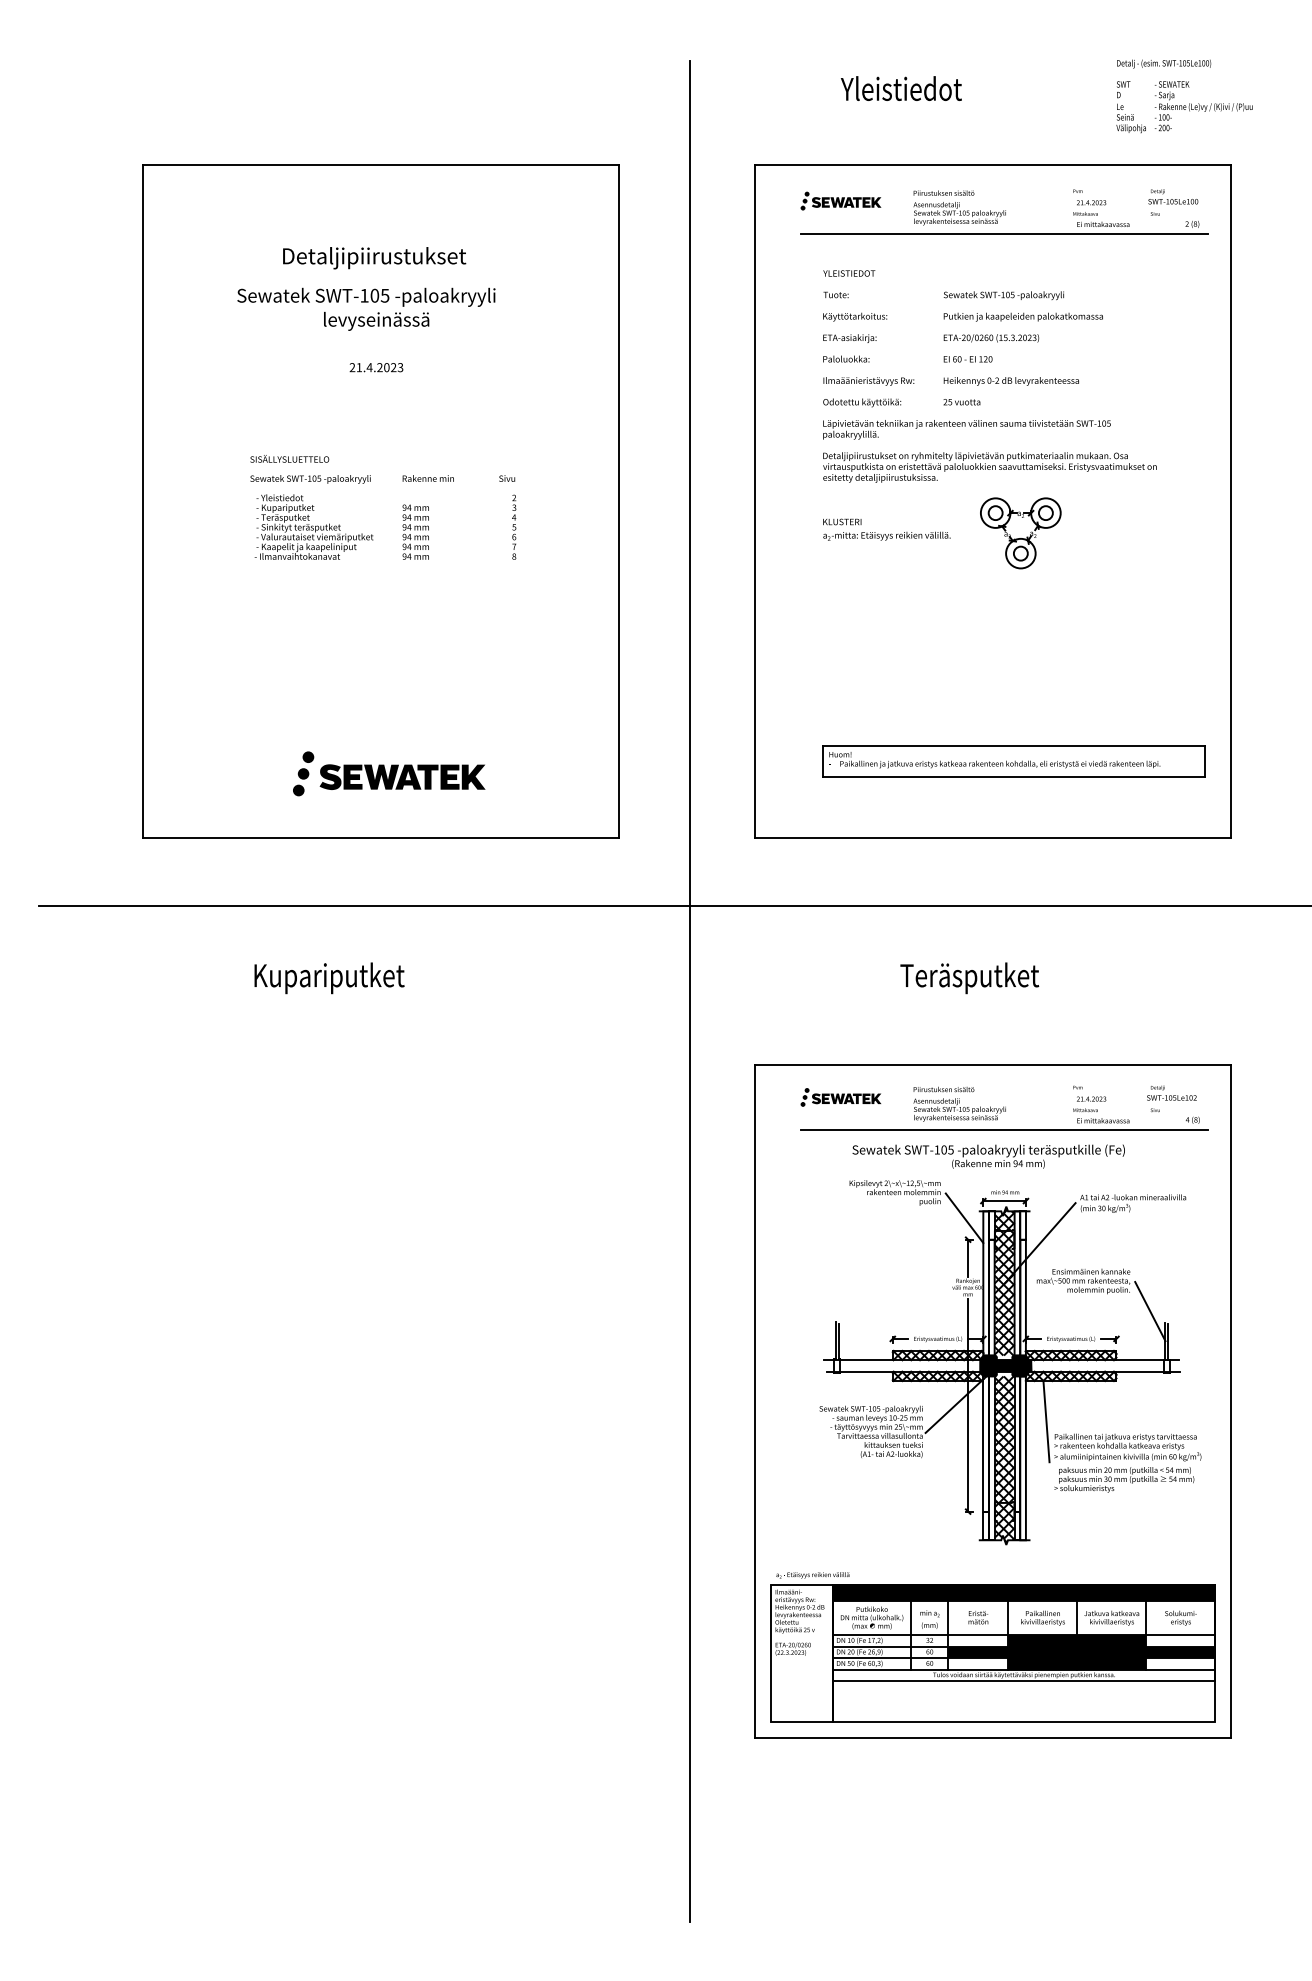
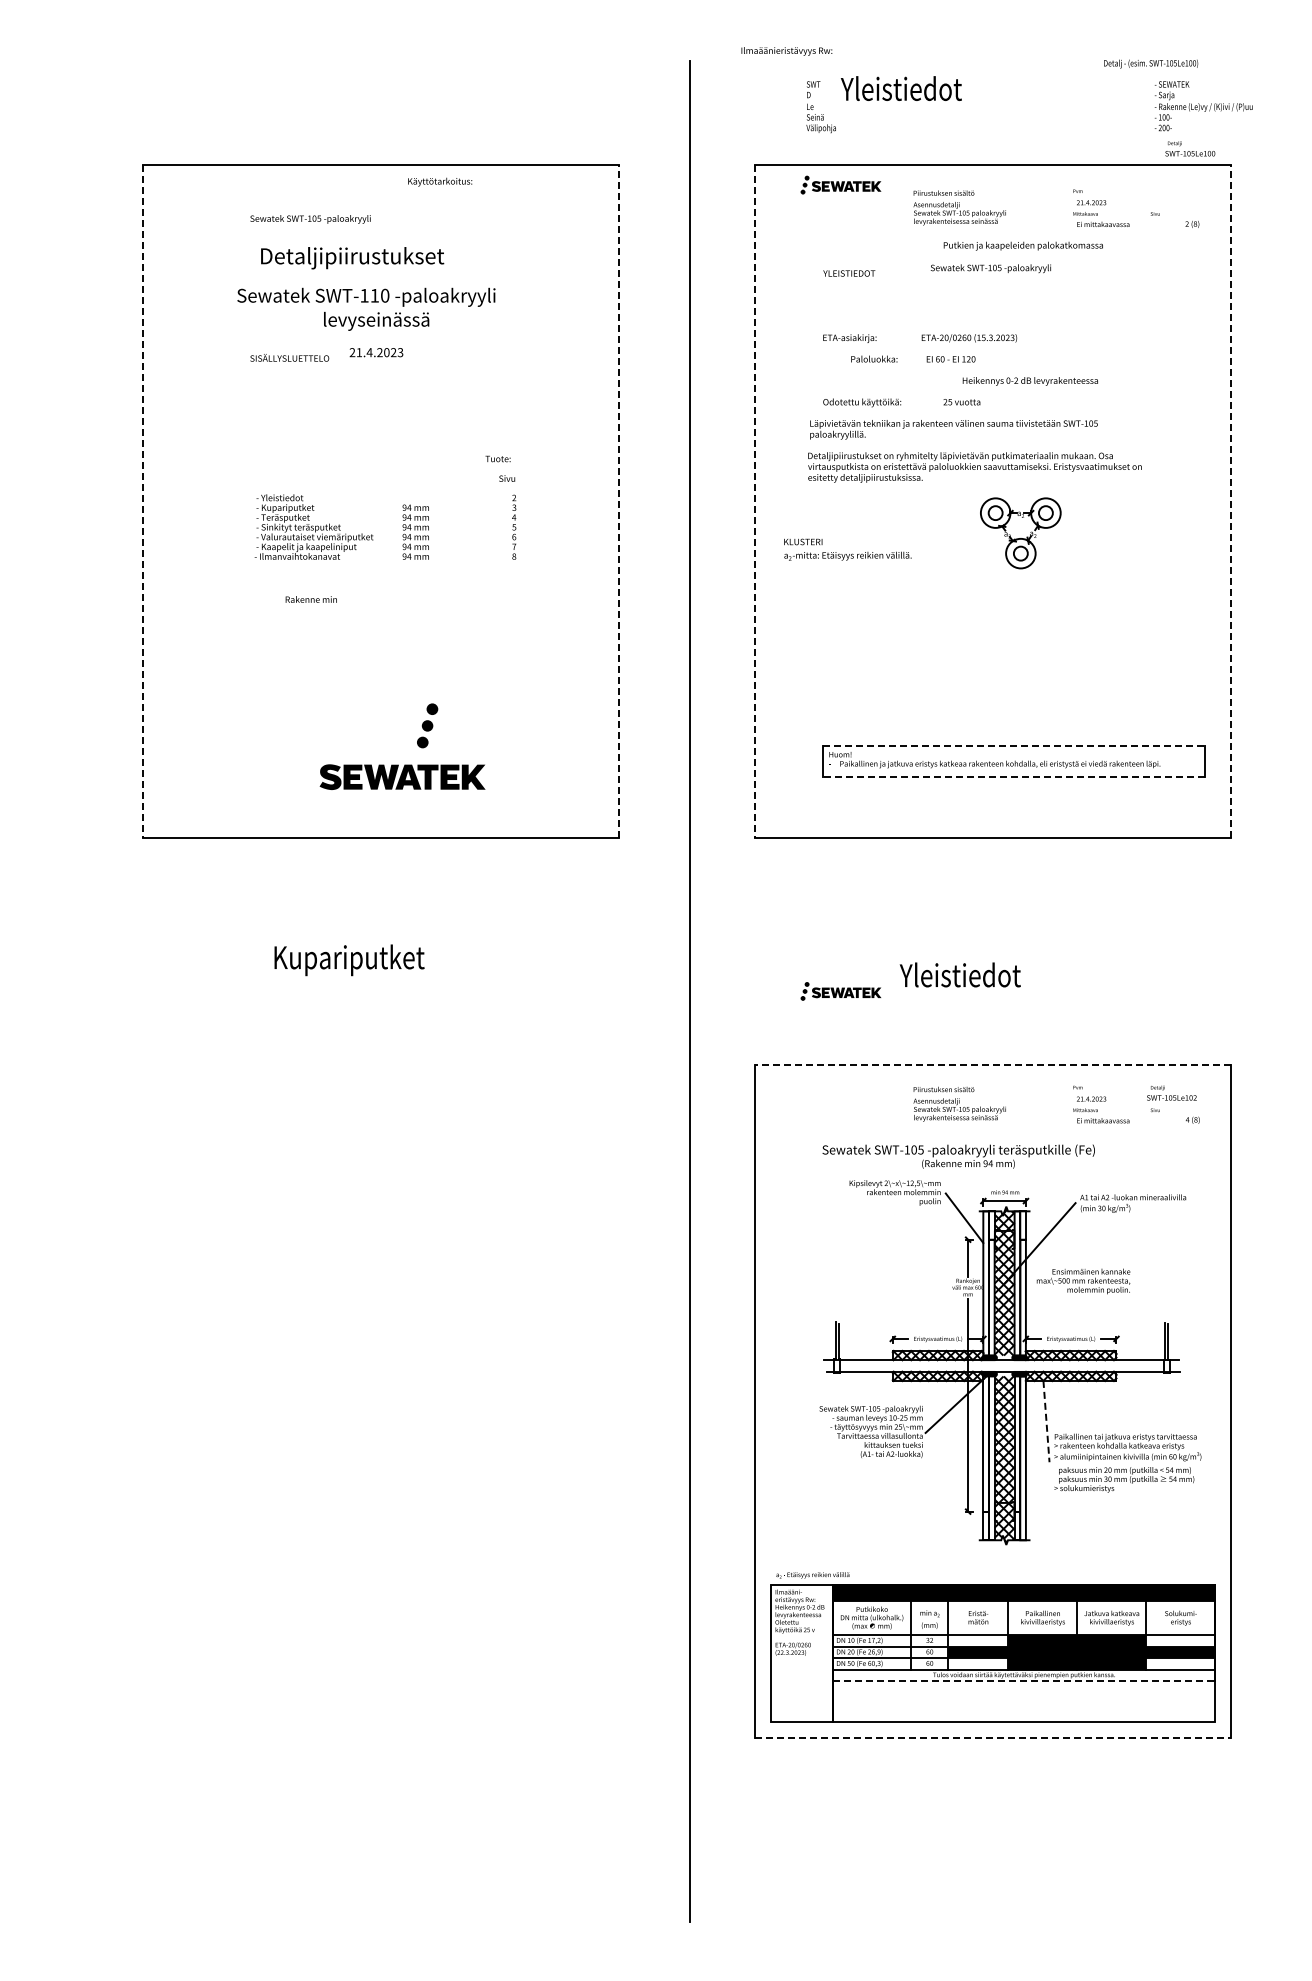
text position: (1164, 63) -> (1151, 63) (1151, 63)
text position: (1130, 107) -> (820, 107) (820, 107)
text position: (1173, 196) -> (1190, 148) (1190, 148)
part position: (840, 200) -> (840, 184) (840, 184)
line: present -> none (1004, 233)
text position: (374, 258) -> (352, 258) (352, 258)
text position: (835, 294) -> (497, 458) (497, 458)
text: SWT-105 -> SWT-110 (379, 295)
text position: (1003, 295) -> (990, 268) (990, 268)
text position: (855, 316) -> (440, 181) (440, 181)
text position: (1022, 316) -> (1022, 245) (1022, 245)
text position: (991, 338) -> (969, 338) (969, 338)
text position: (846, 358) -> (874, 358) (874, 358)
text position: (967, 359) -> (950, 359) (950, 359)
text position: (376, 367) -> (376, 352) (376, 352)
text position: (868, 381) -> (786, 51) (786, 51)
text position: (1010, 381) -> (1029, 381) (1029, 381)
text position: (966, 429) -> (953, 429) (953, 429)
text position: (289, 458) -> (289, 357) (289, 357)
text position: (989, 467) -> (974, 467) (974, 467)
text position: (427, 478) -> (310, 599) (310, 599)
text position: (310, 479) -> (310, 219) (310, 219)
line: solid -> dashed (143, 501)
line: solid -> dashed (619, 501)
line: solid -> dashed (755, 501)
line: solid -> dashed (1231, 501)
text position: (886, 529) -> (847, 549) (847, 549)
line: solid -> dashed (1013, 746)
part position: (303, 773) -> (427, 725) (427, 725)
line: solid -> dashed (1013, 776)
line: present -> none (673, 906)
text position: (329, 978) -> (349, 960) (349, 960)
text: Teräsputket -> Yleistiedot (969, 978)
line: solid -> dashed (993, 1064)
part position: (840, 1097) -> (840, 991) (840, 991)
line: present -> none (1004, 1130)
text position: (988, 1156) -> (958, 1156) (958, 1156)
line: present -> none (1150, 1311)
fill: present -> none (1005, 1365)
line: solid -> dashed (1046, 1421)
line: solid -> dashed (1024, 1681)
line: solid -> dashed (993, 1737)
